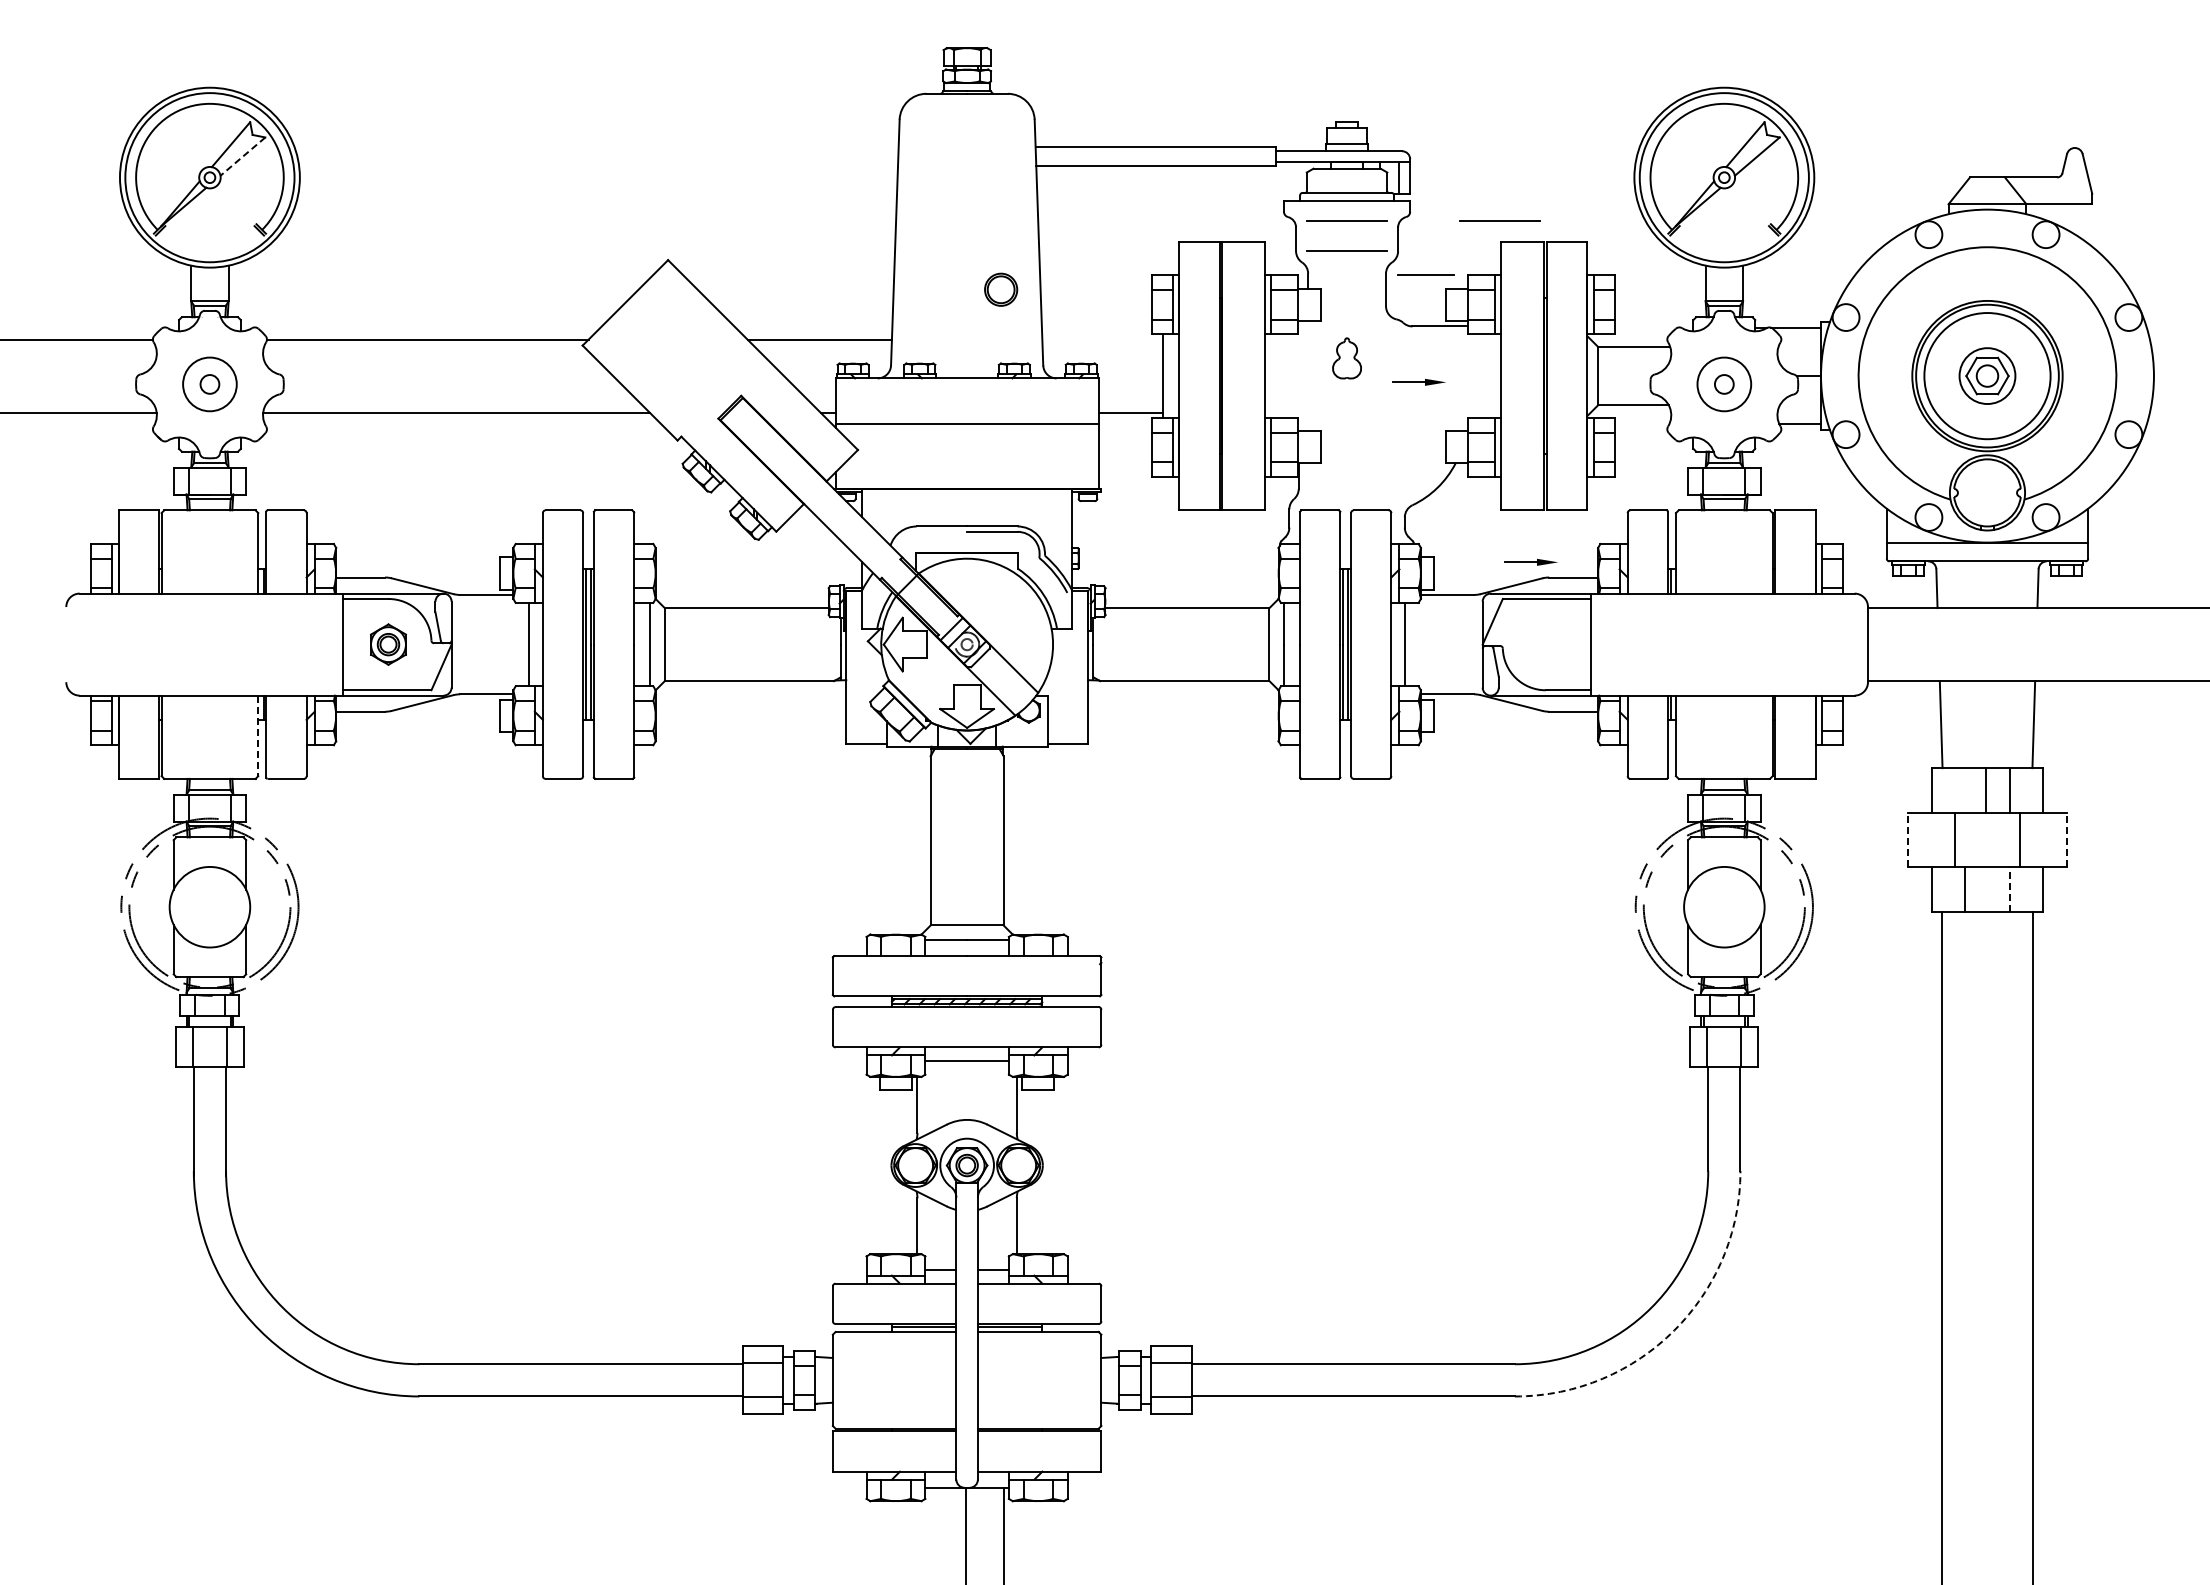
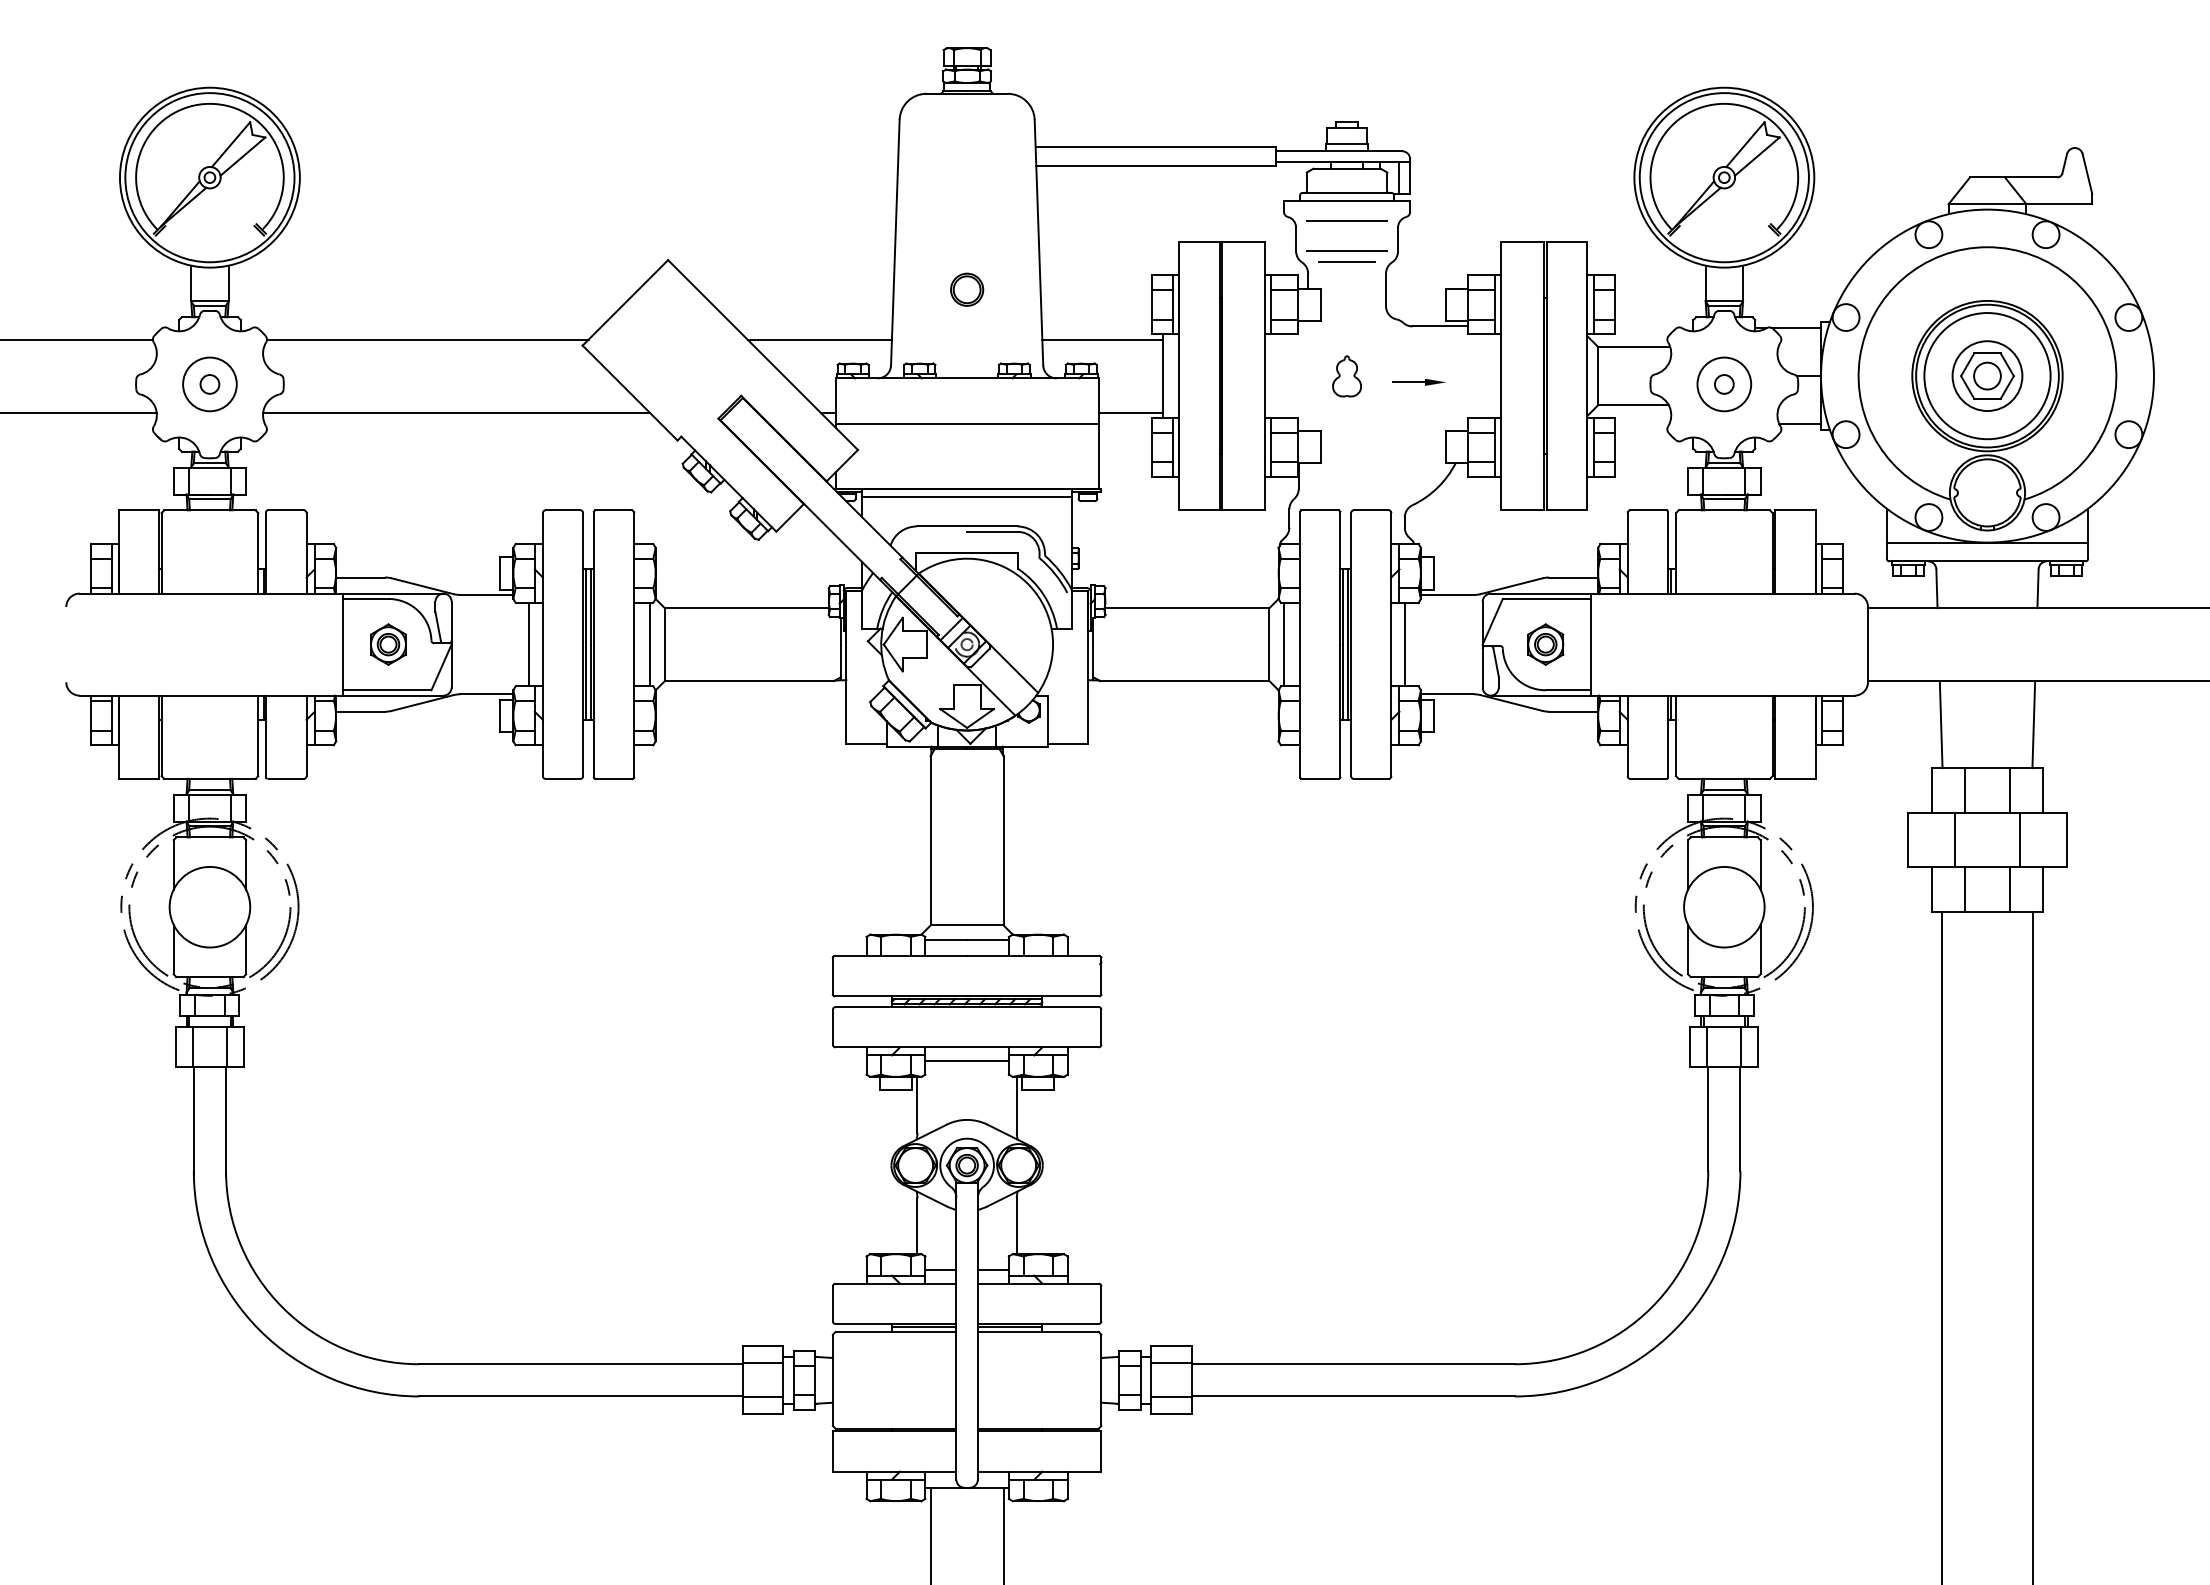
line: dashed -> solid (242, 156)
line: present -> none (1499, 220)
line position: (1425, 274) -> (1346, 261) (1346, 261)
part position: (1001, 289) -> (967, 289) (967, 289)
line: none -> present (1102, 339)
part position: (1346, 358) -> (1346, 376) (1346, 376)
part size: 59x58 px -> 73x72 px (1987, 375)
line: none -> present (967, 496)
part: present -> none (1530, 561)
part: none -> present (1545, 644)
line: dashed -> solid (258, 736)
line position: (1985, 790) -> (1964, 790) (1964, 790)
line: dashed -> solid (1908, 839)
line: dashed -> solid (2066, 839)
line: dashed -> solid (2010, 888)
arc: dashed -> solid (1674, 1330)
line position: (965, 1534) -> (930, 1534) (930, 1534)
